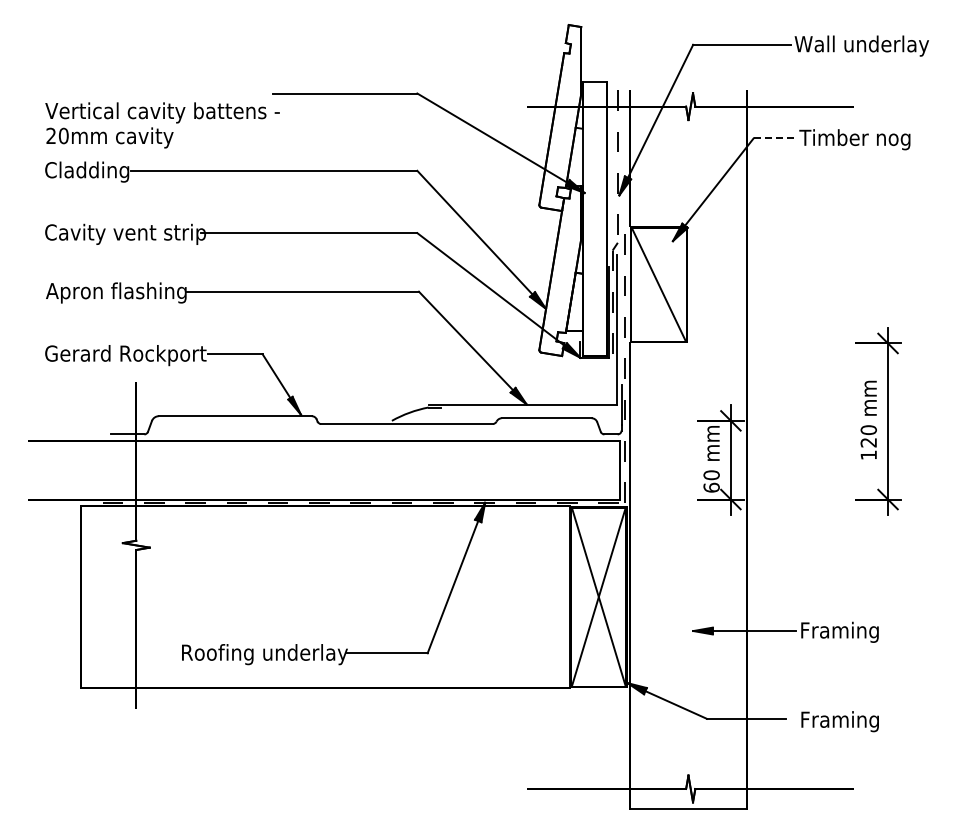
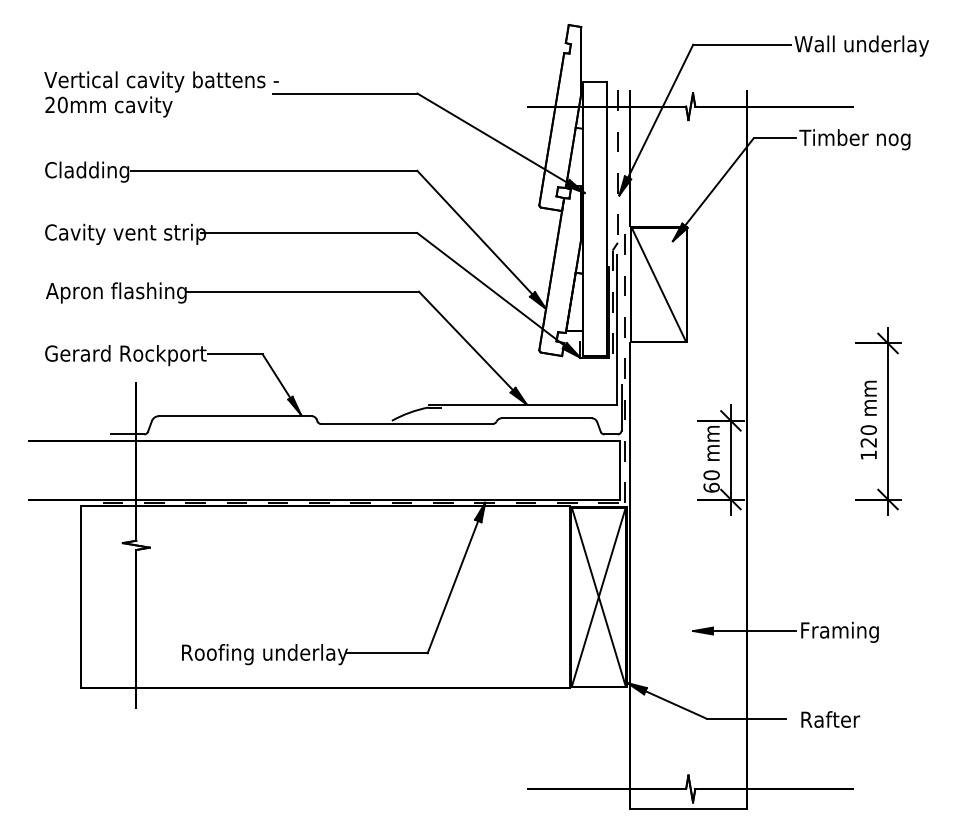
text position: (162, 125) -> (161, 94) (161, 94)
line: dashed -> solid (775, 138)
text: Framing -> Rafter (840, 721)
